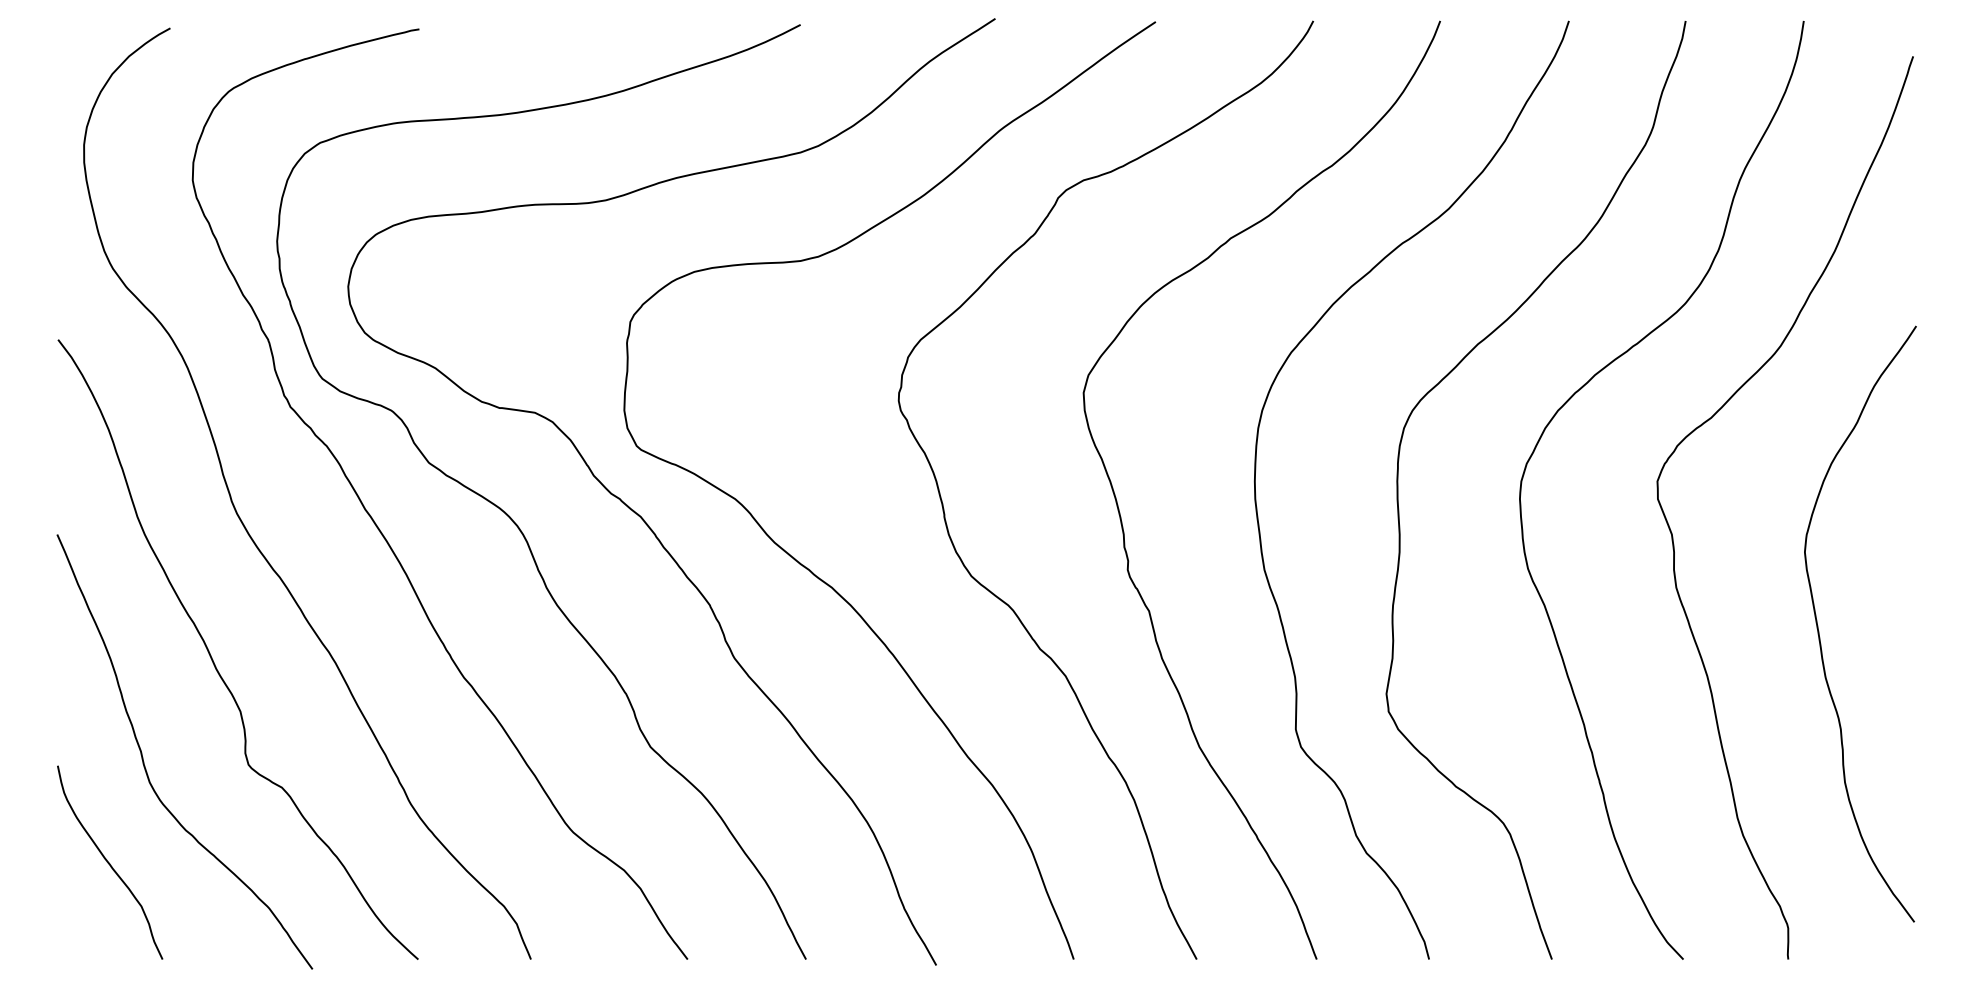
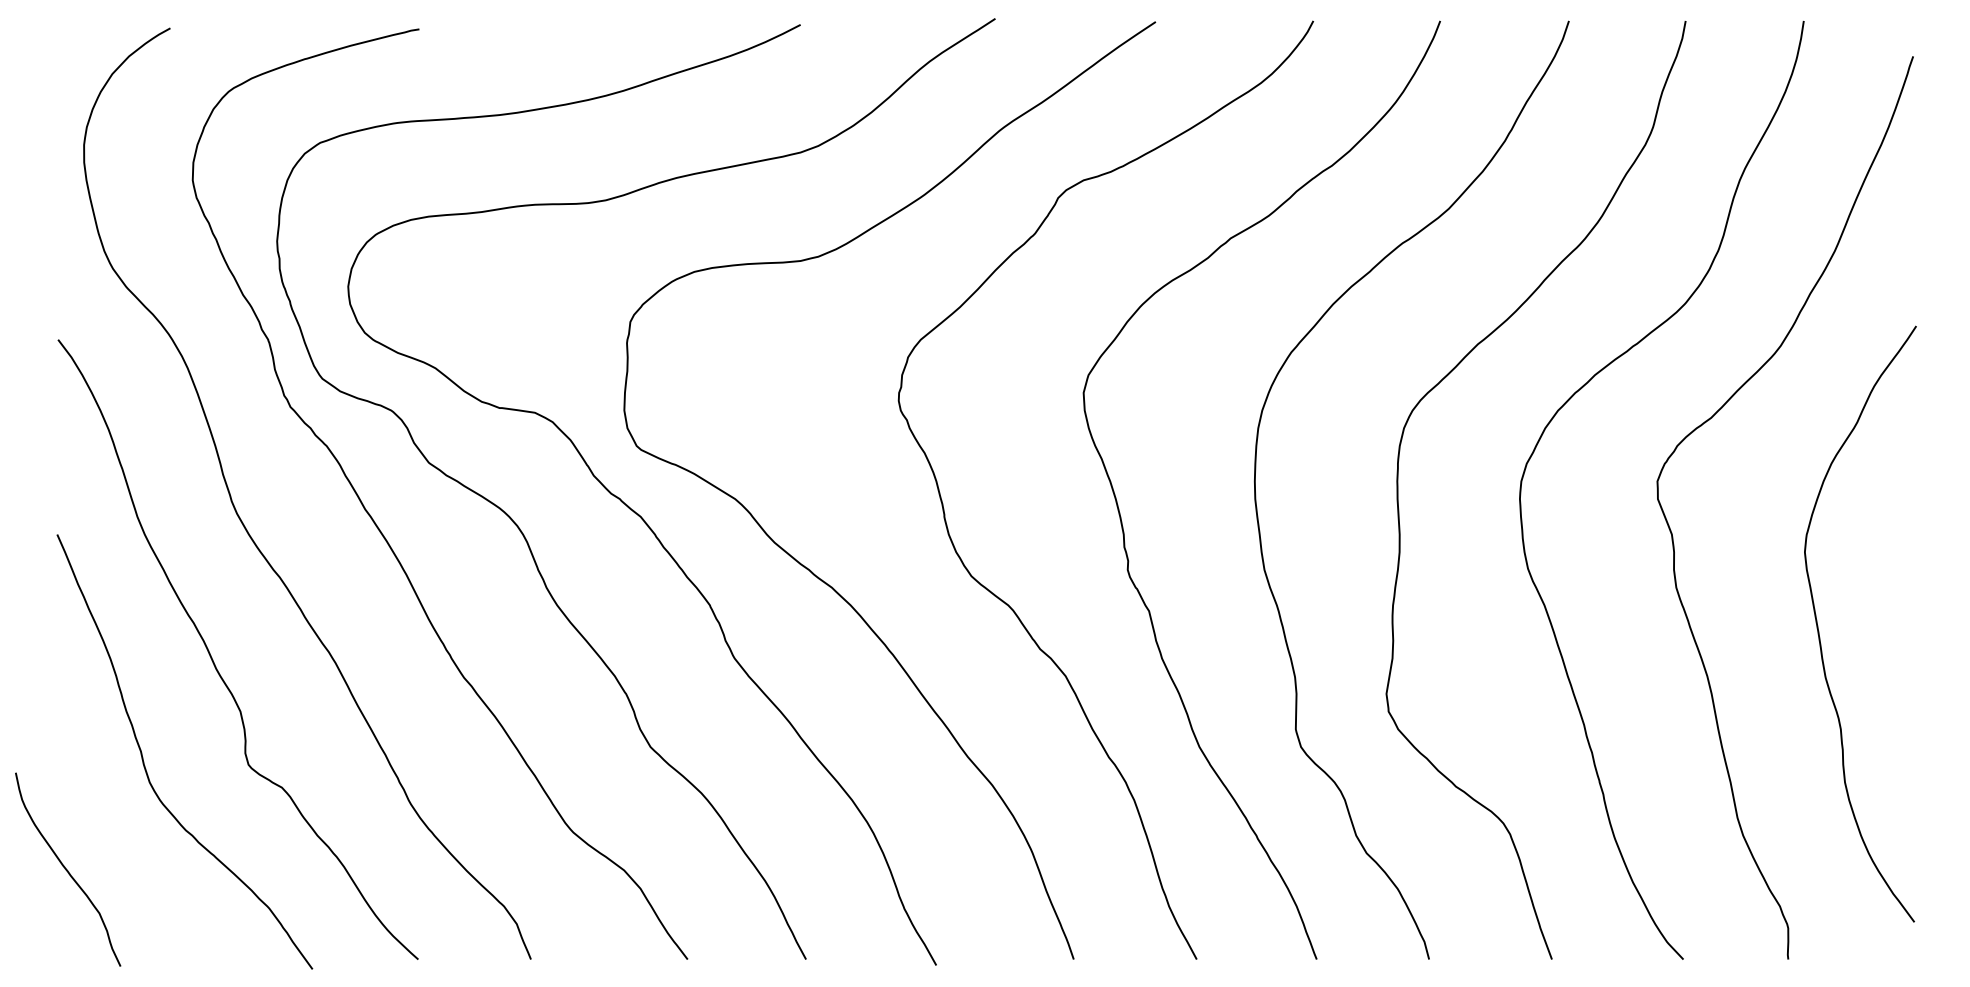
curve position: (109, 862) -> (67, 869) (67, 869)
